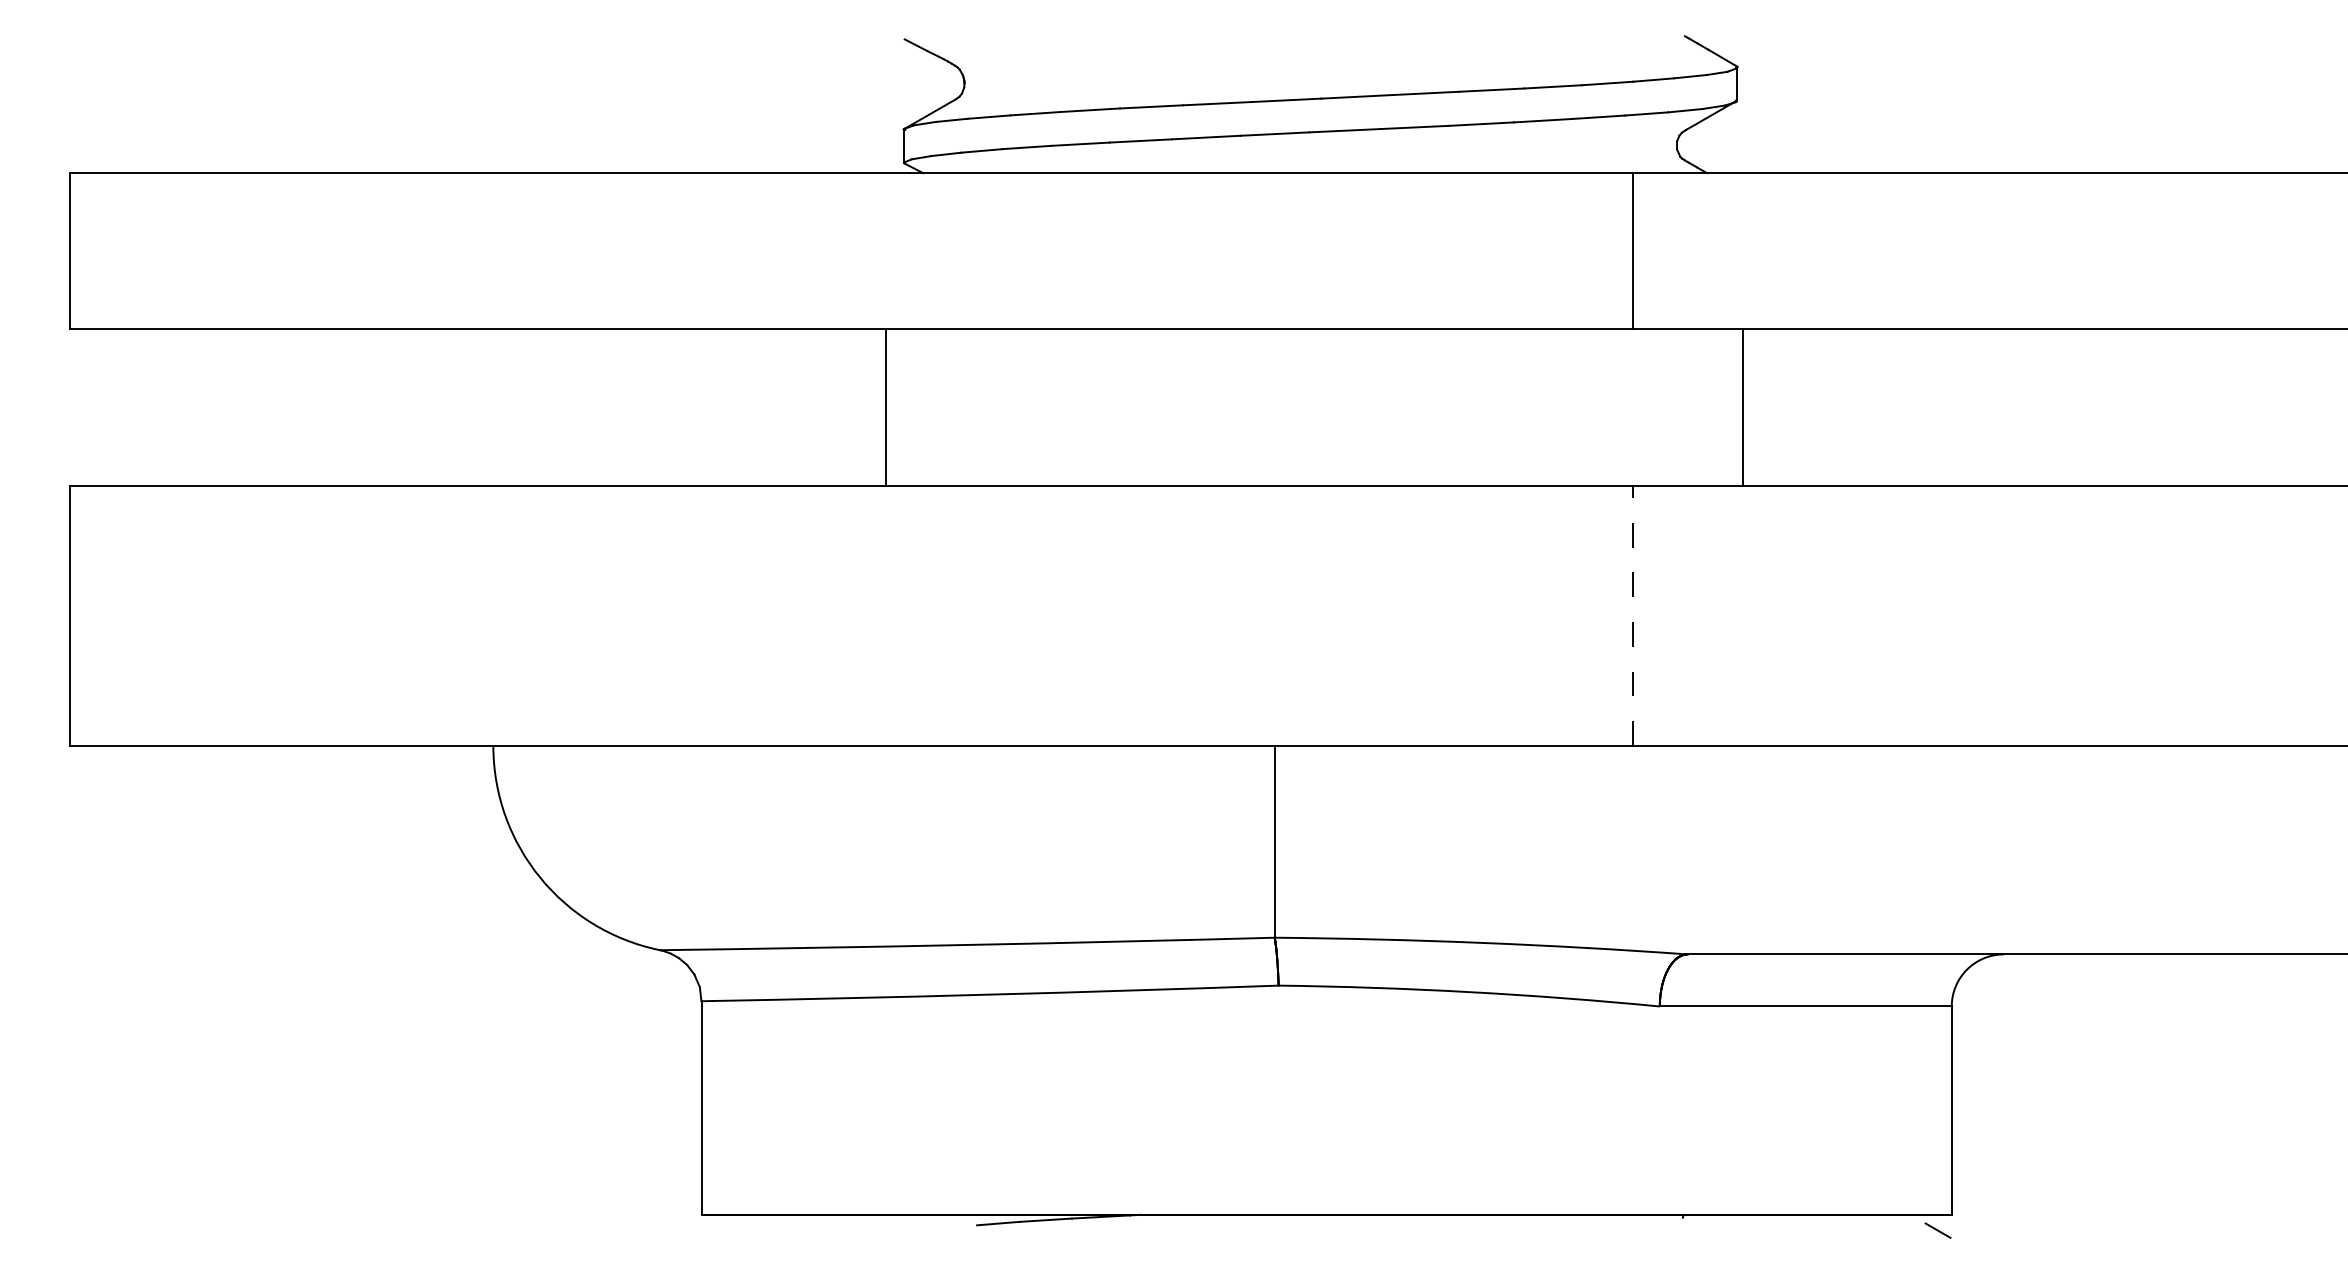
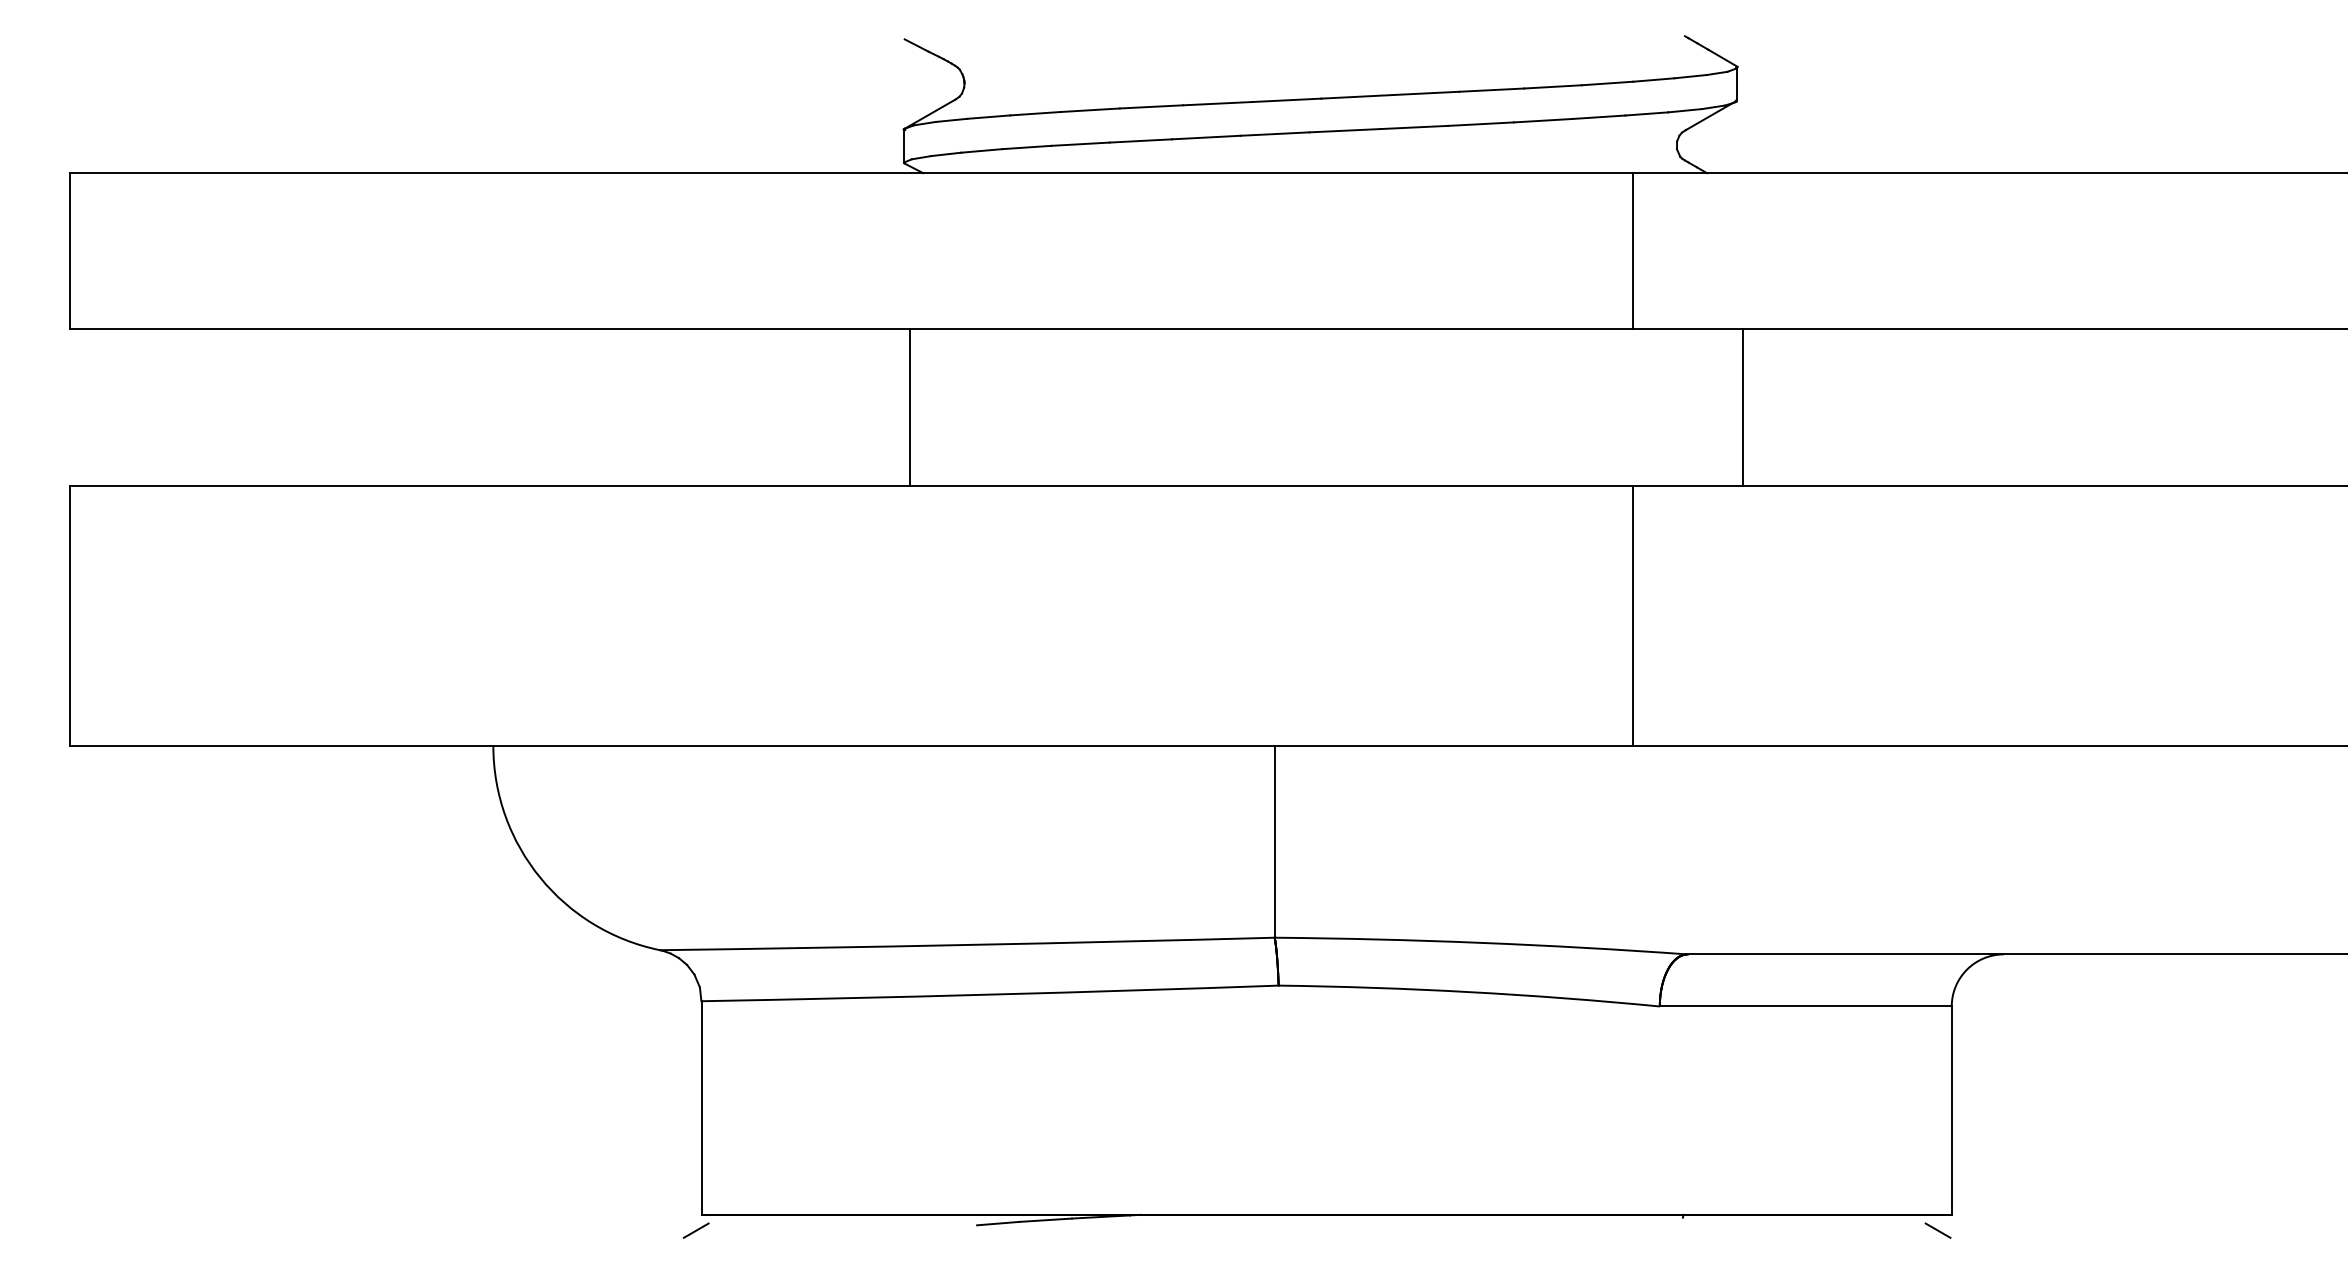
line position: (886, 407) -> (910, 407) (910, 407)
line: dashed -> solid (1632, 615)
line: none -> present (695, 1230)
